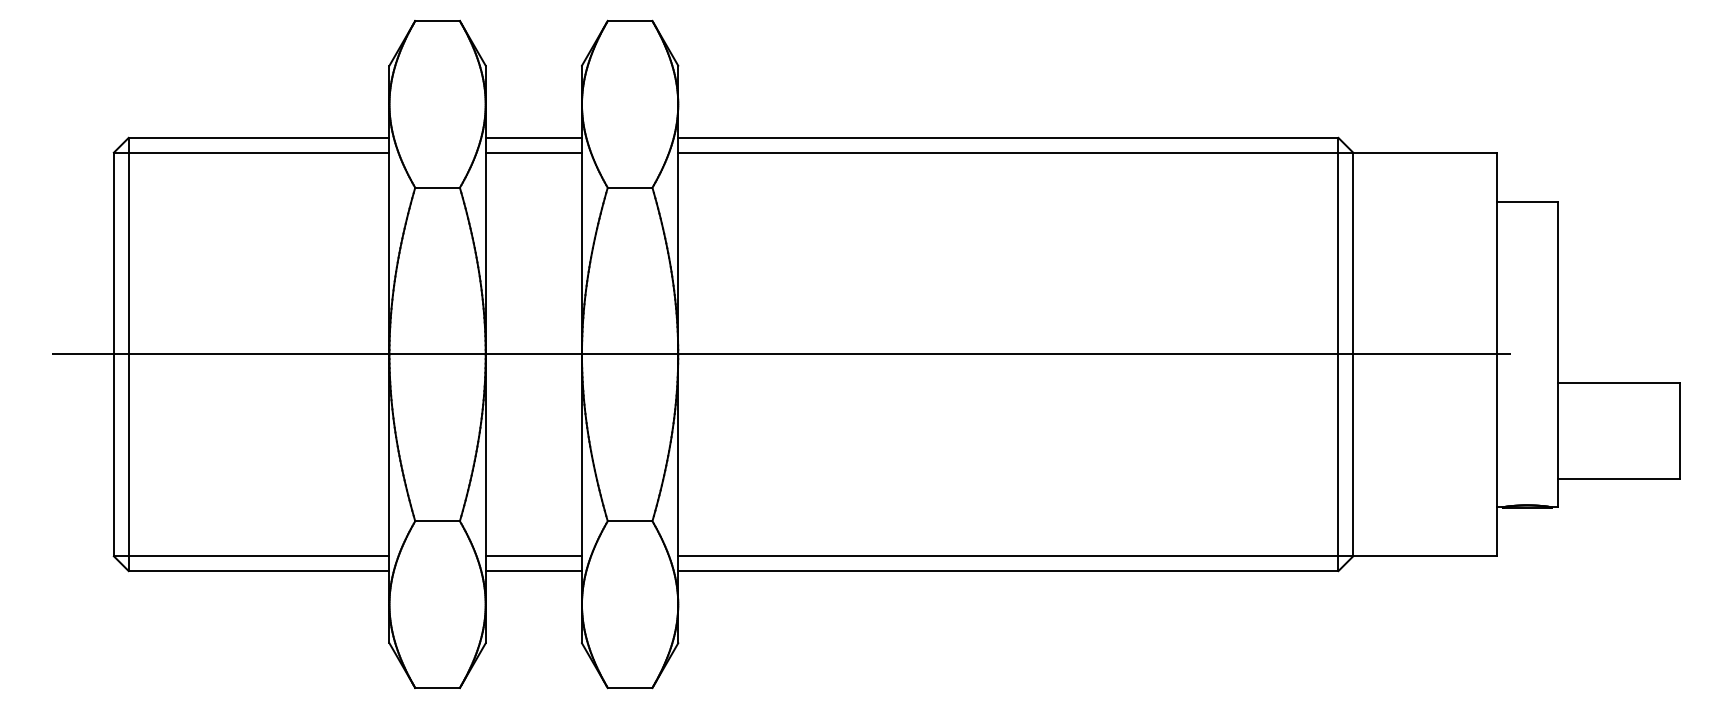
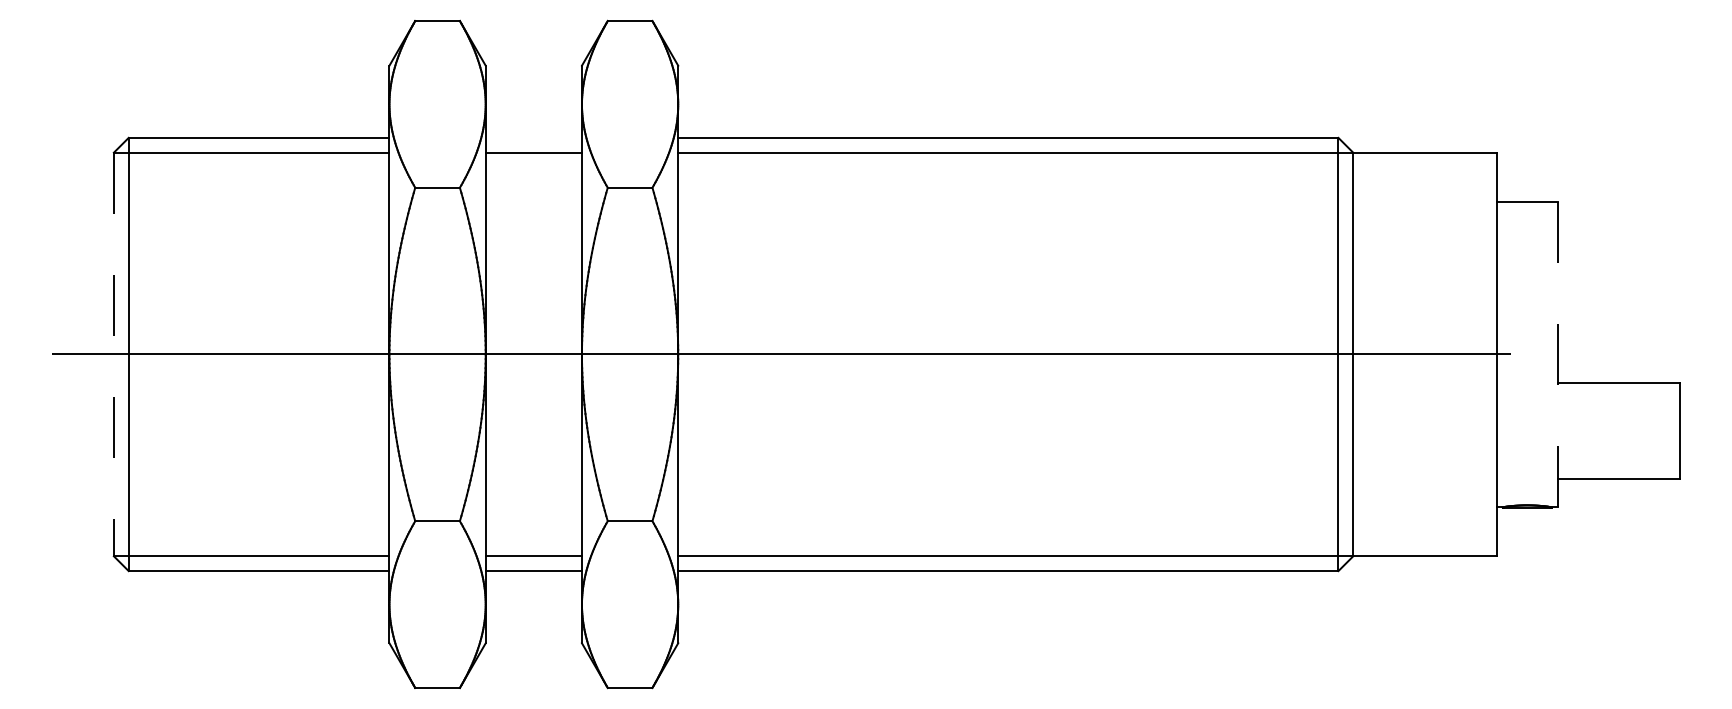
line: present -> none (533, 137)
line: solid -> dashed (113, 354)
line: solid -> dashed (1557, 354)
